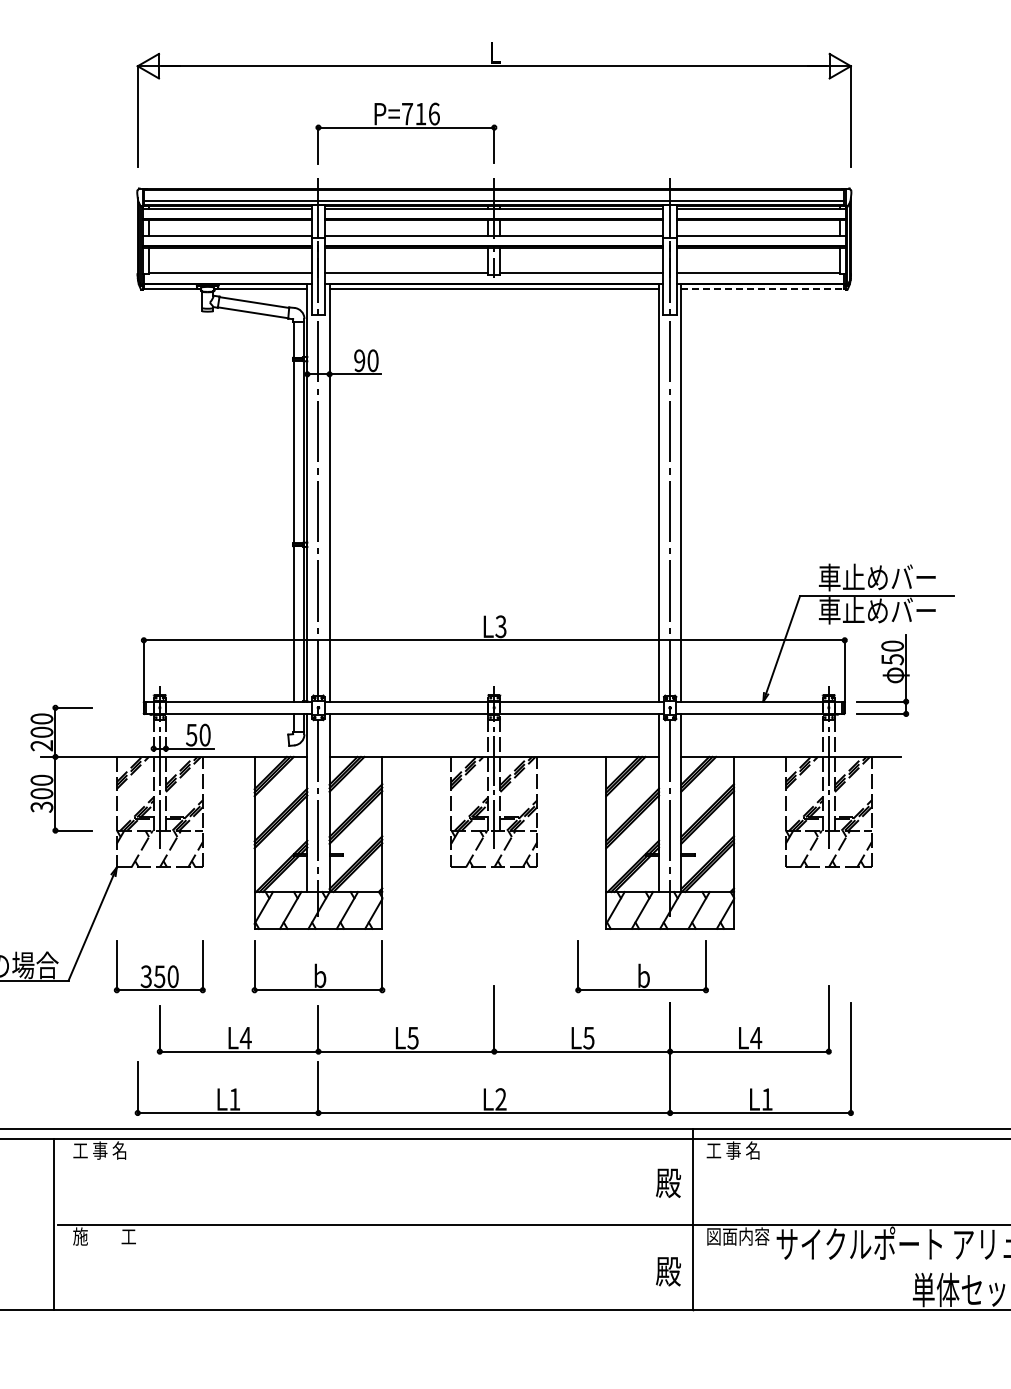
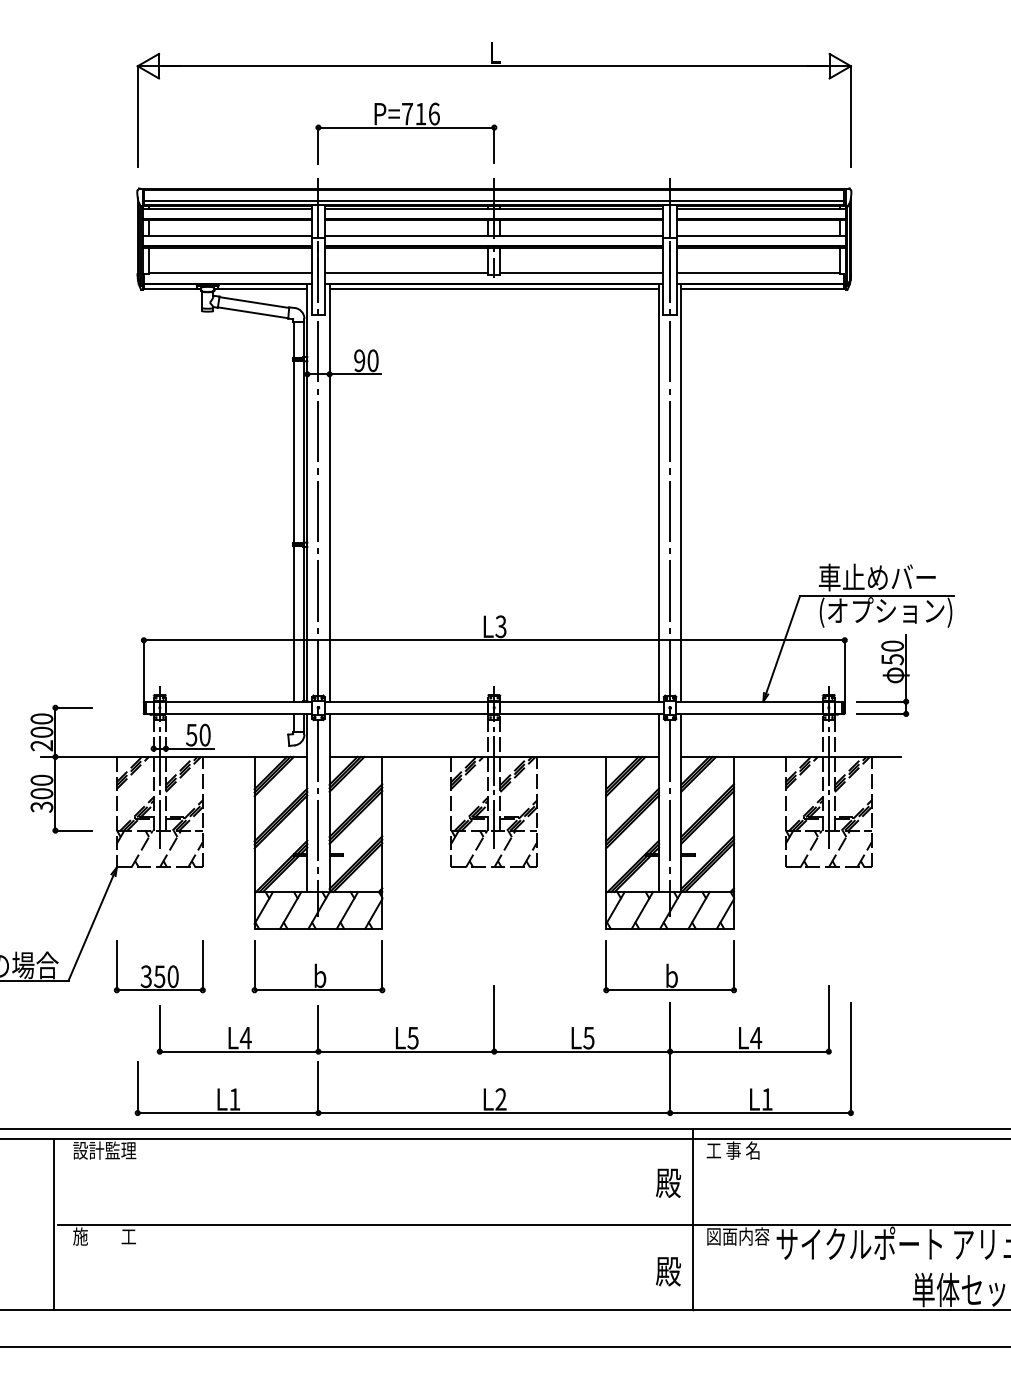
line: dashed -> solid (764, 288)
text: 車止めバー -> (オプション) (885, 612)
part position: (641, 966) -> (669, 966) (669, 966)
text: 工 事 名 -> 設計監理 (104, 1150)
line: none -> present (504, 1347)
